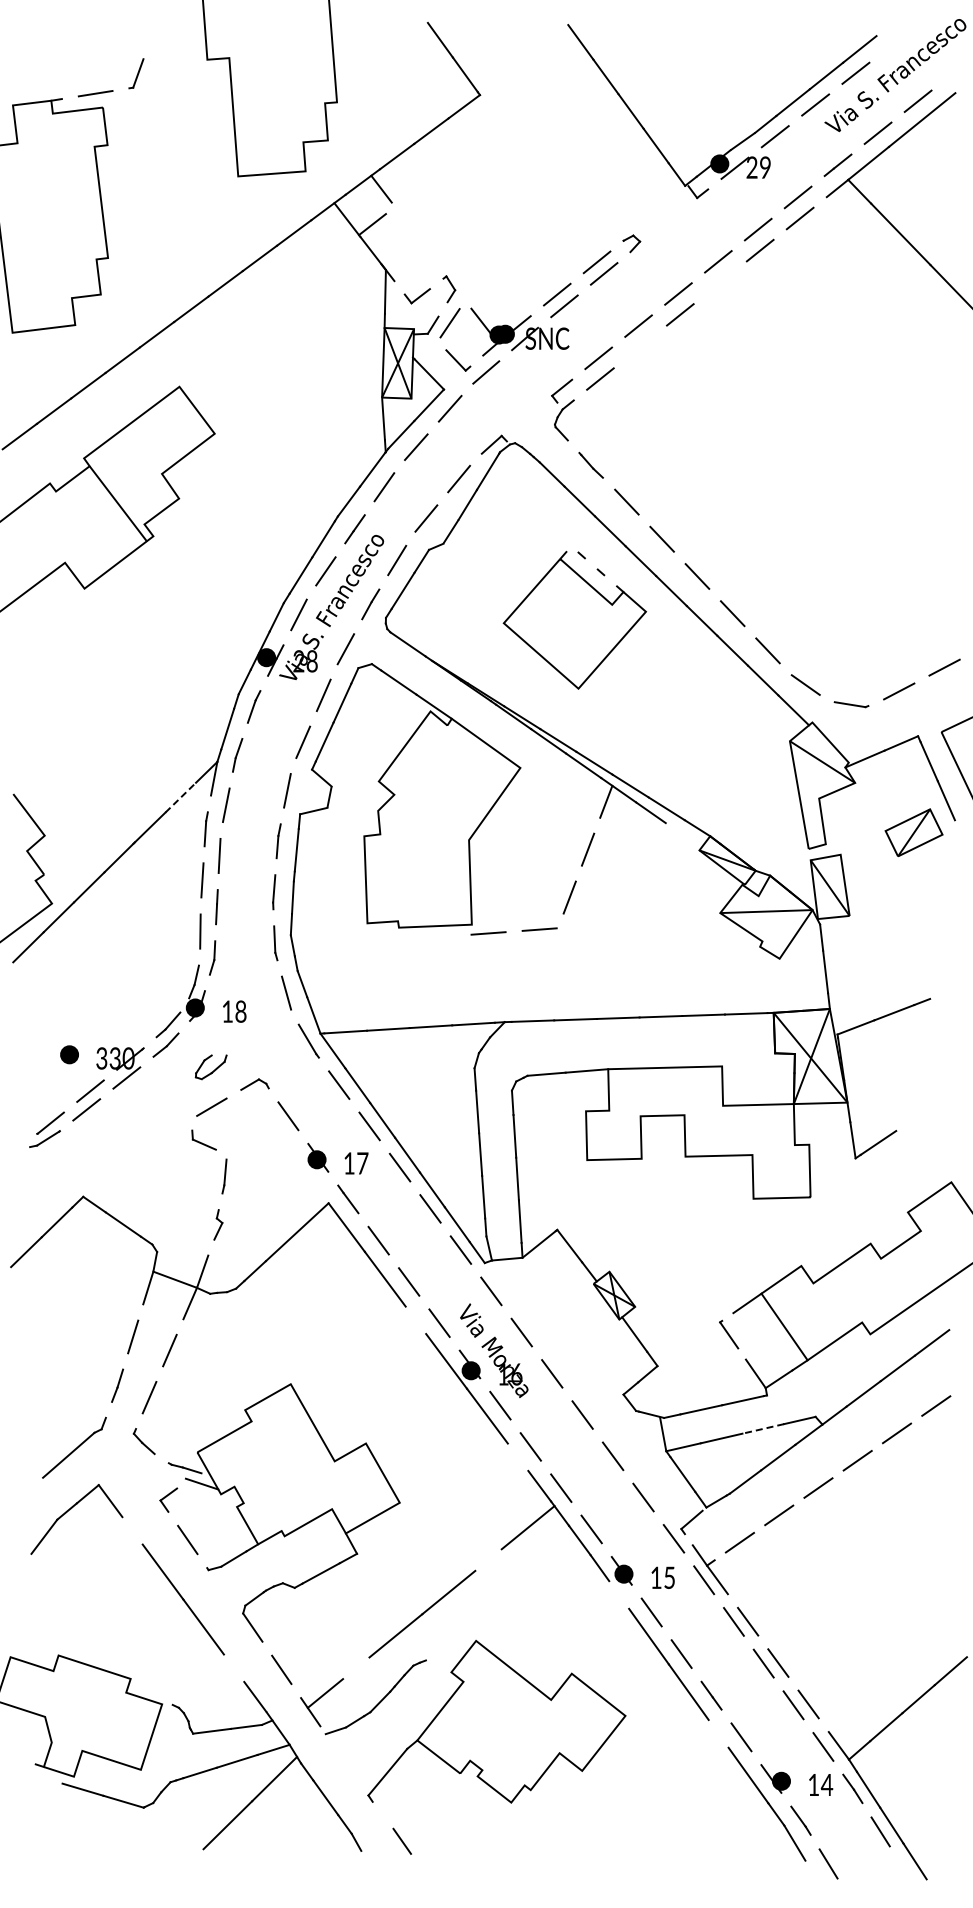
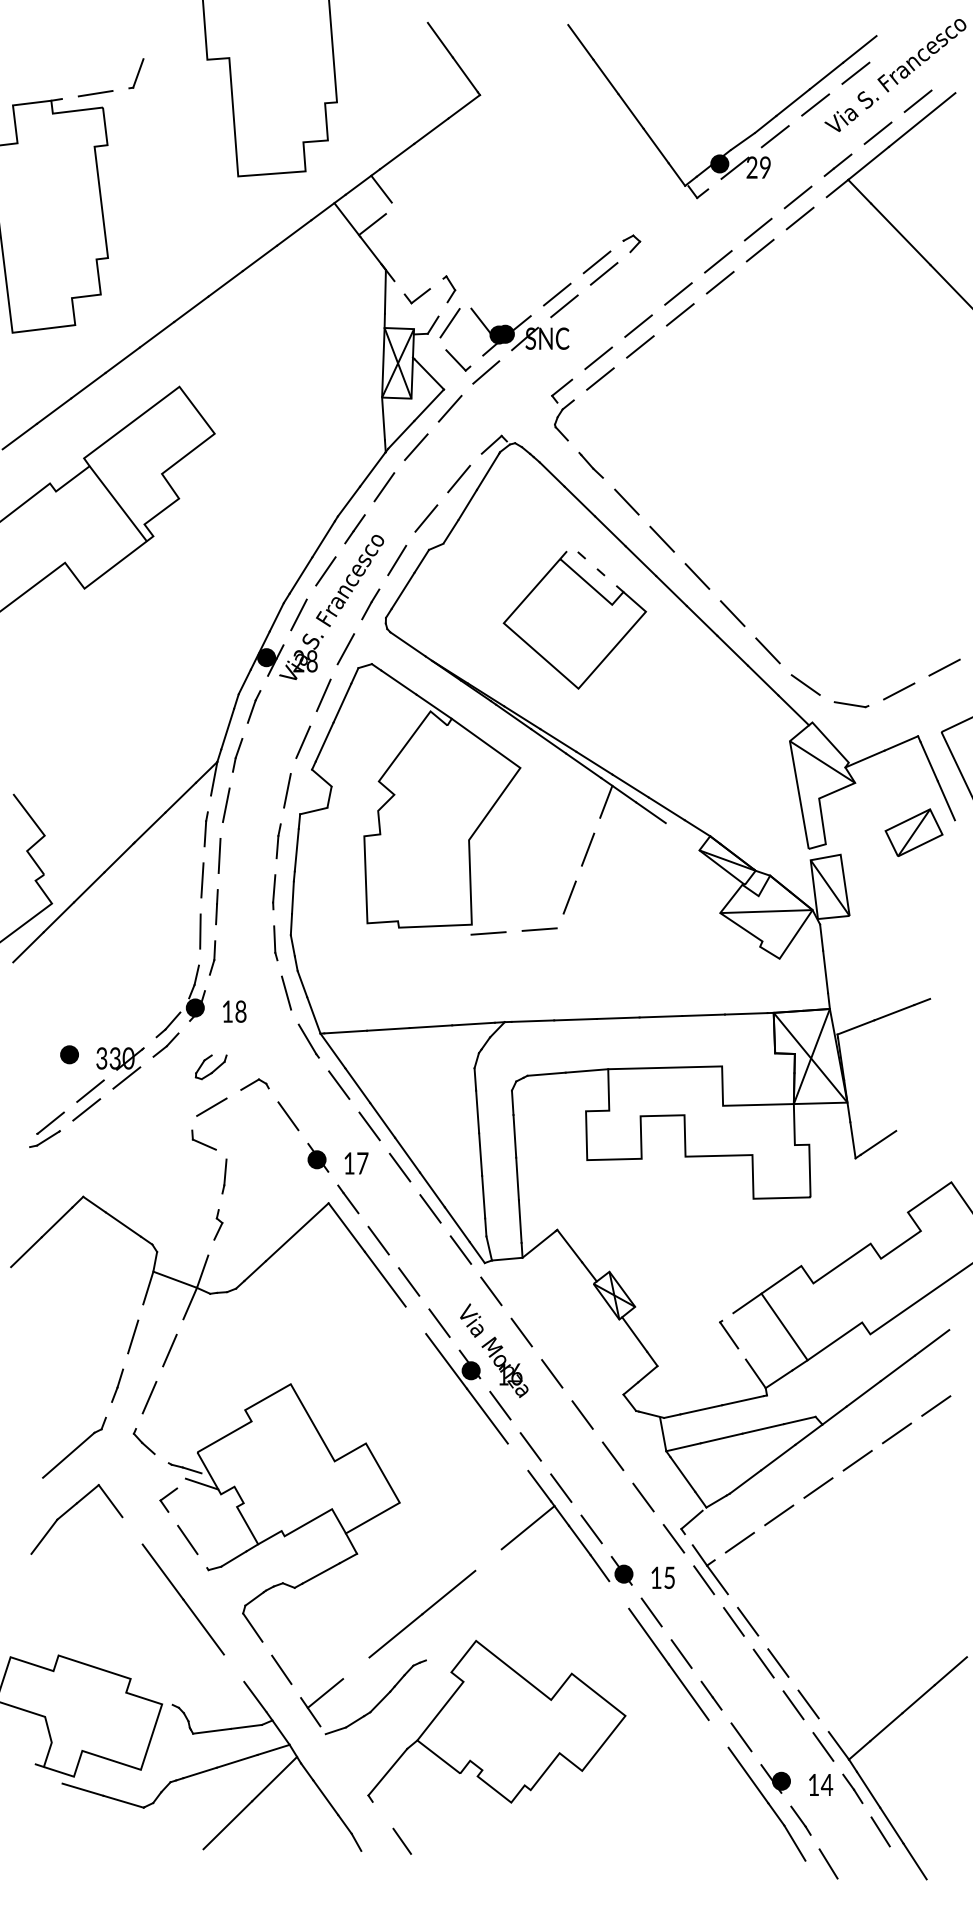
line: none -> present (719, 282)
line: none -> present (640, 346)
line: dashed -> solid (181, 797)
line: dashed -> solid (762, 1429)
